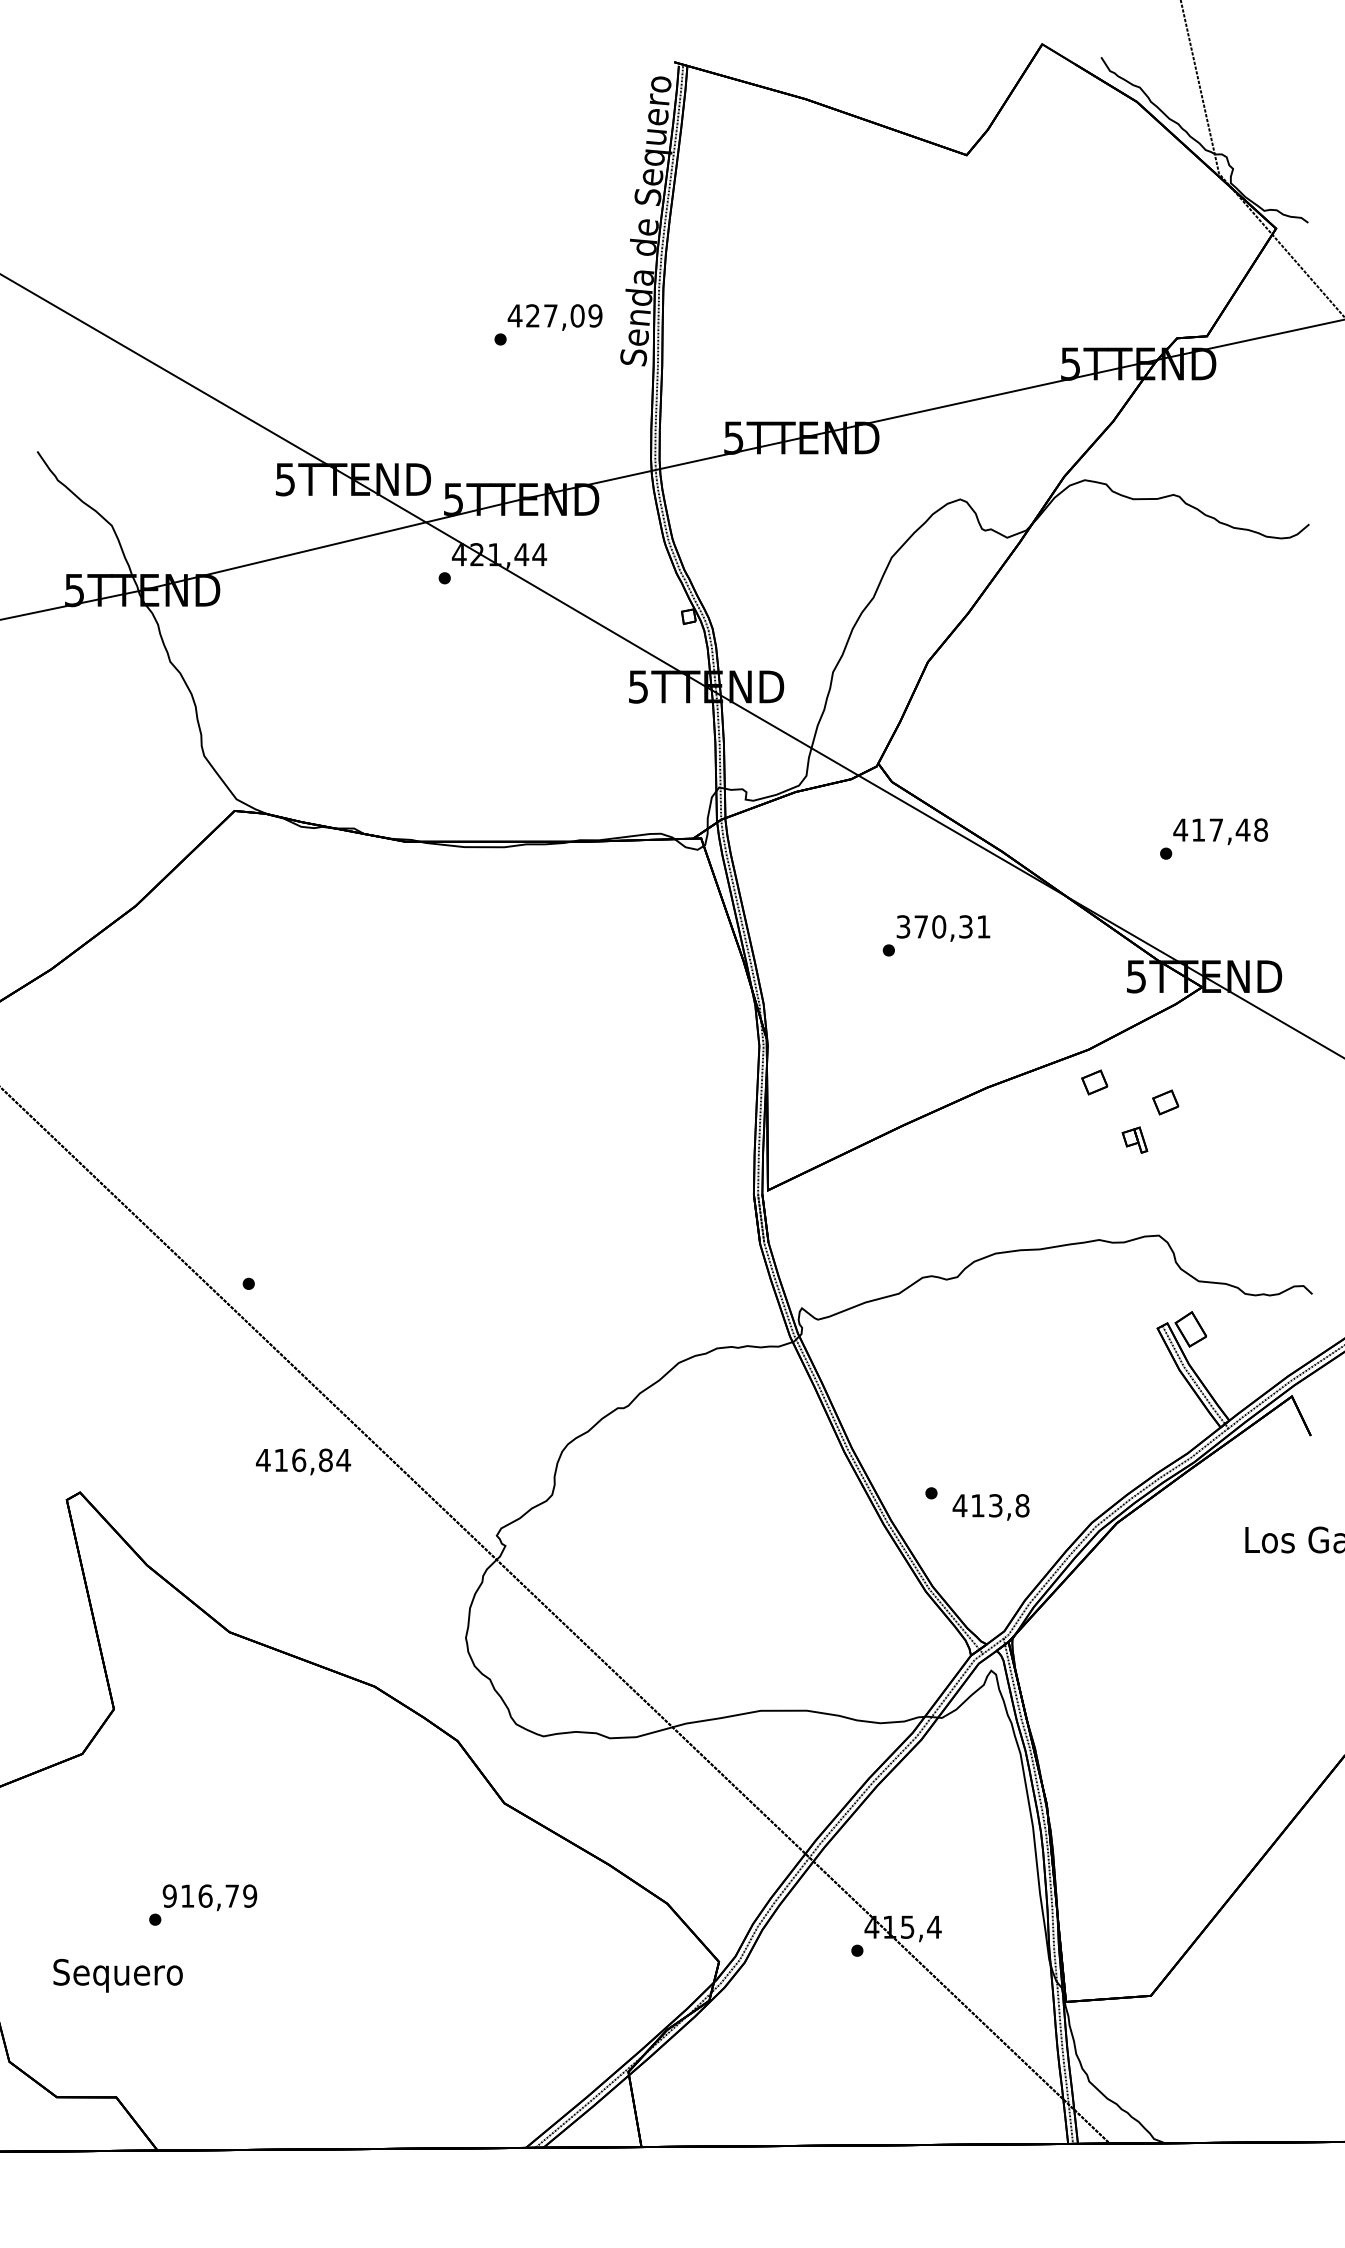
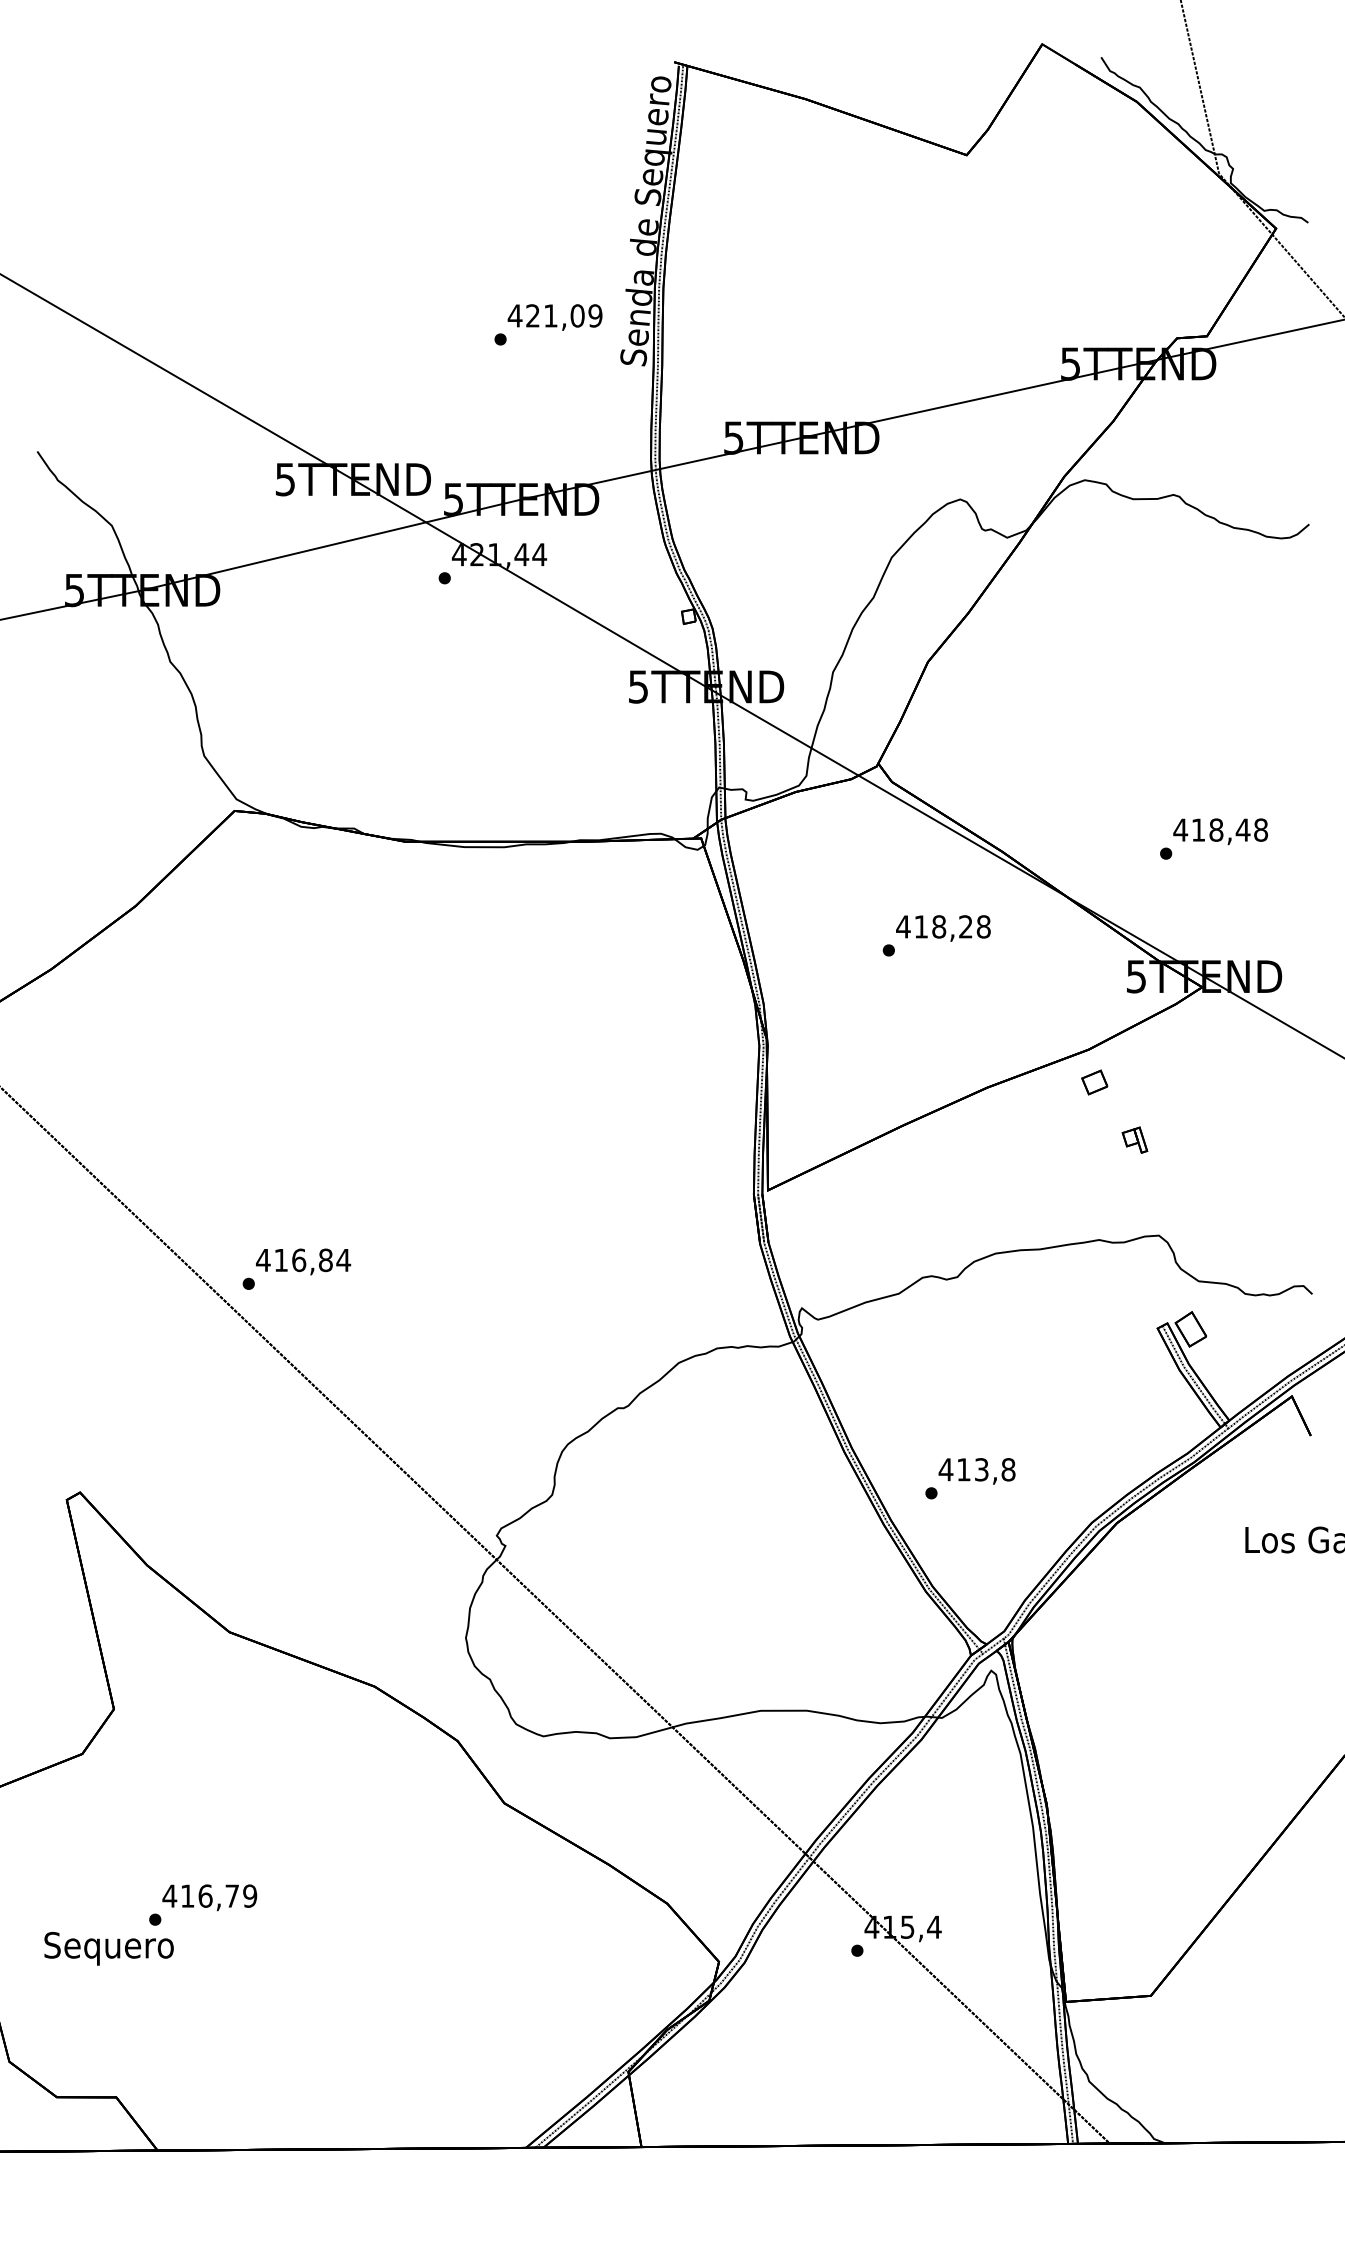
text: 427,09 -> 421,09 (550, 315)
text: 417,48 -> 418,48 (1216, 829)
text: 370,31 -> 418,28 (943, 926)
part: present -> none (1165, 1102)
text position: (303, 1461) -> (303, 1261) (303, 1261)
text position: (990, 1507) -> (976, 1471) (976, 1471)
text: 916,79 -> 416,79 (169, 1895)
text position: (117, 1975) -> (108, 1948) (108, 1948)
